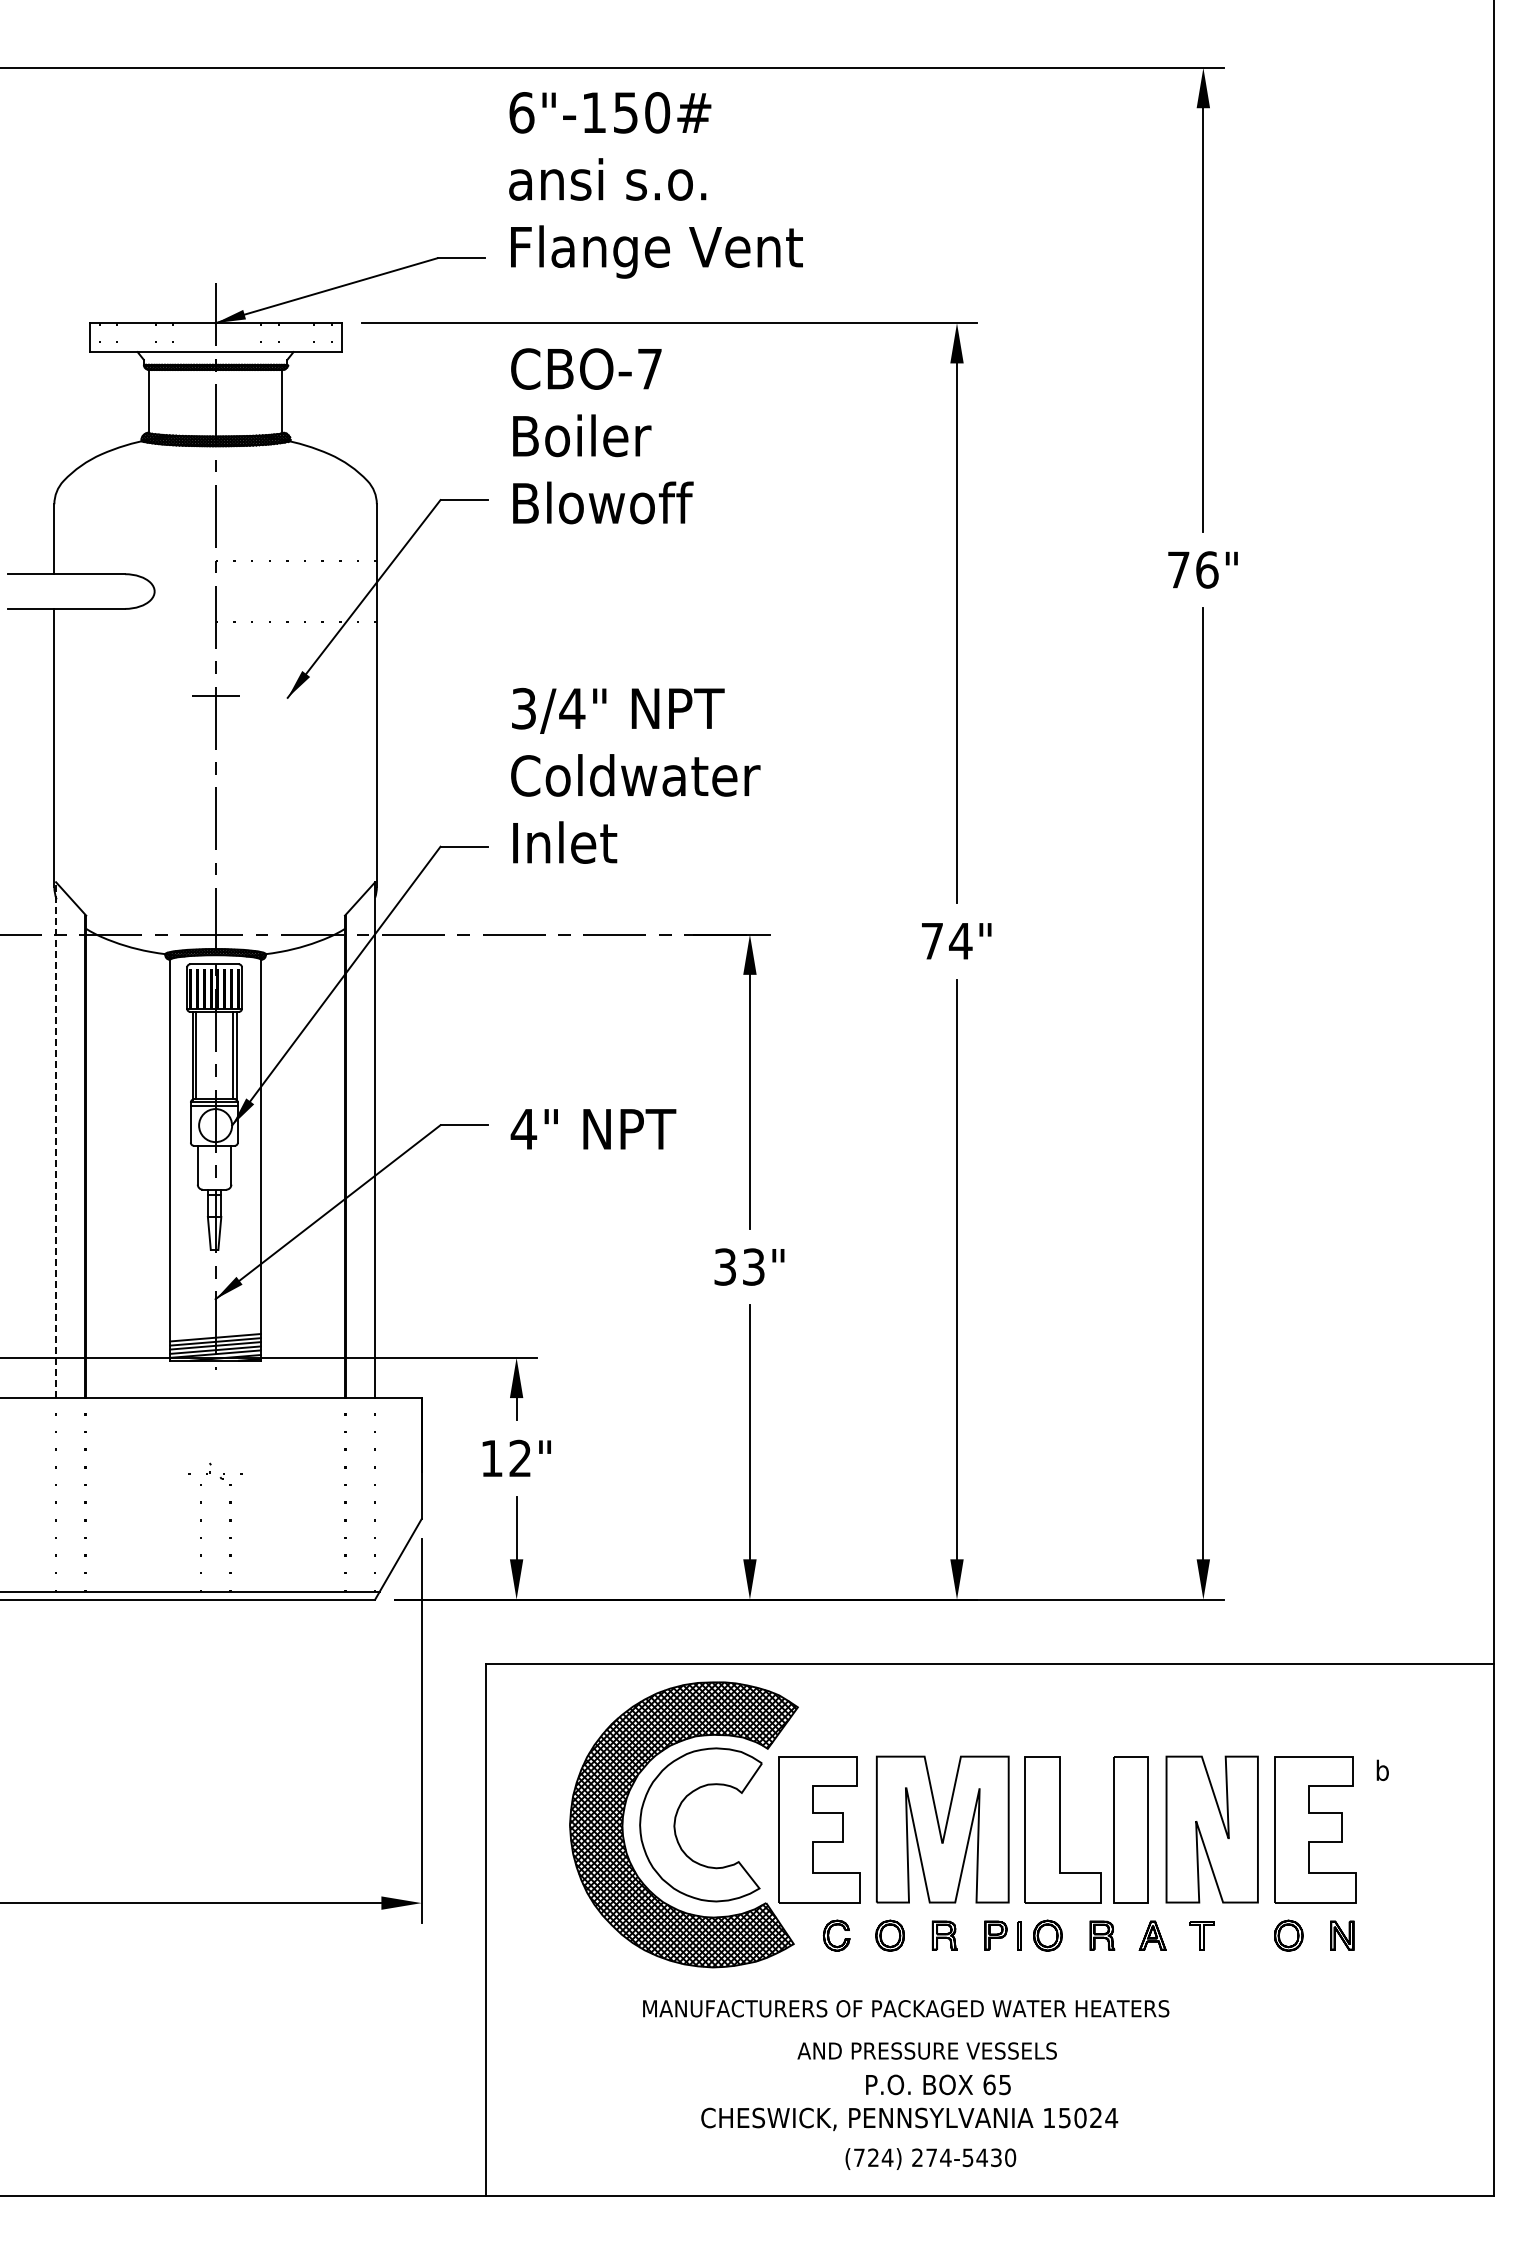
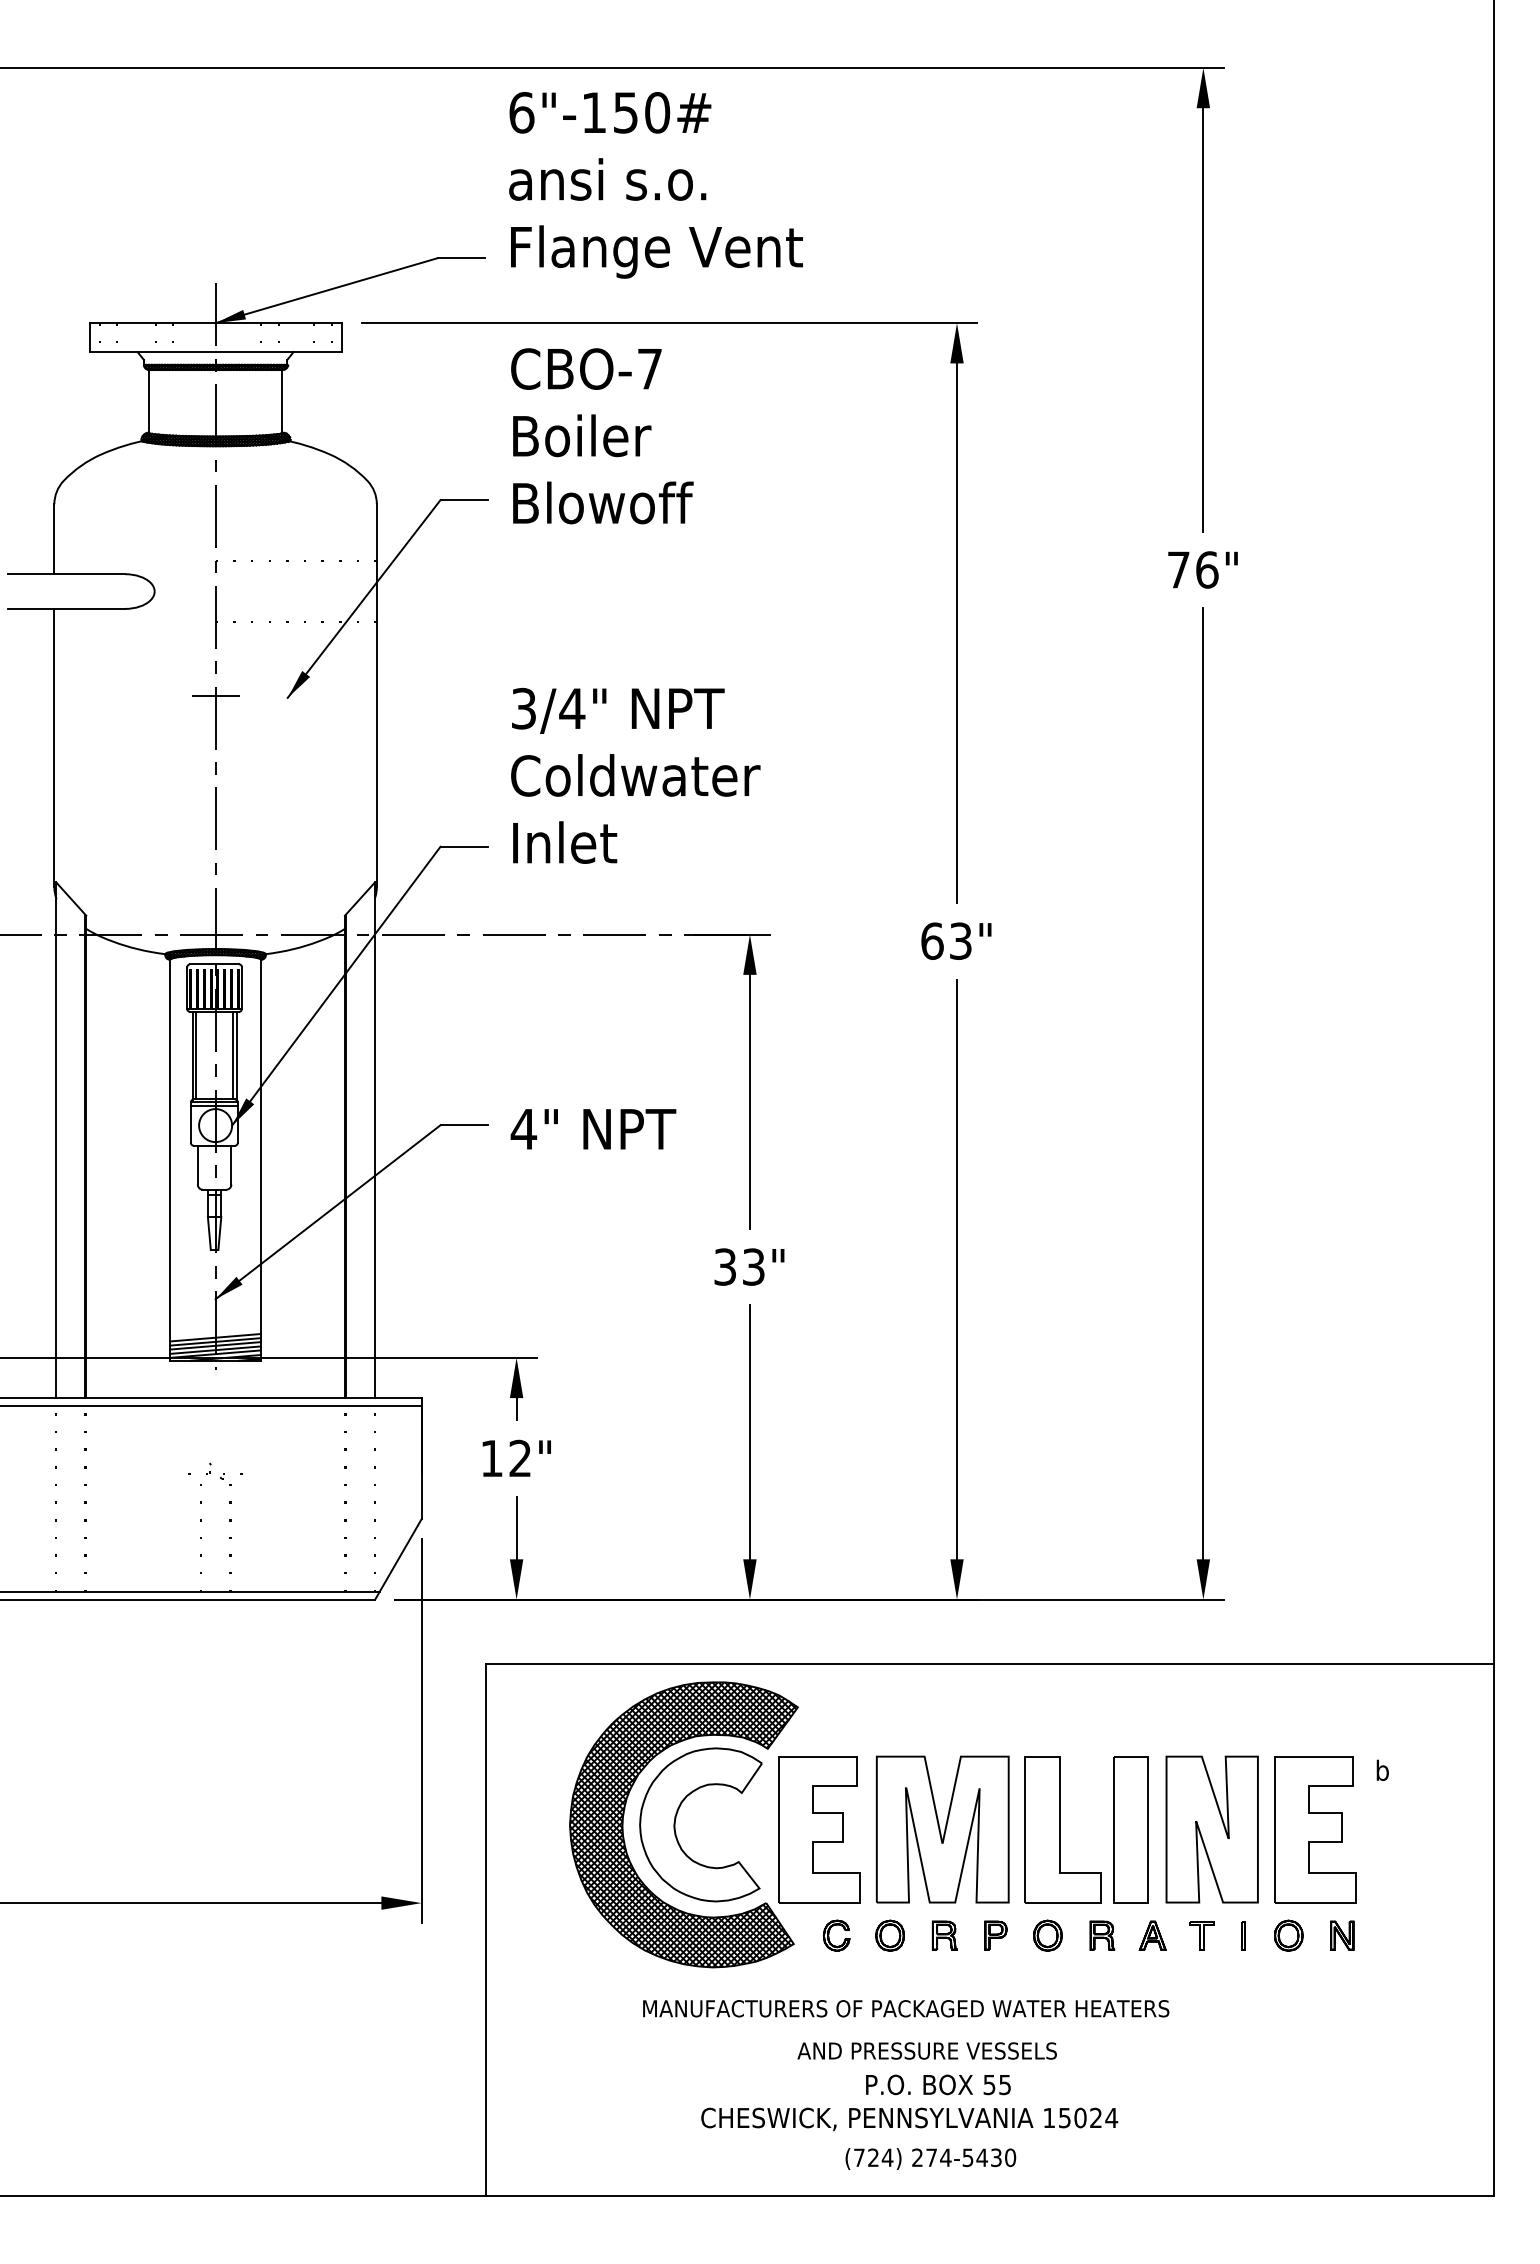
text: 74" -> 63" (946, 940)
line: dashed -> solid (56, 1140)
line: none -> present (211, 1405)
line position: (1018, 1935) -> (1242, 1935) (1242, 1935)
text: 65 -> 55 (989, 2084)
